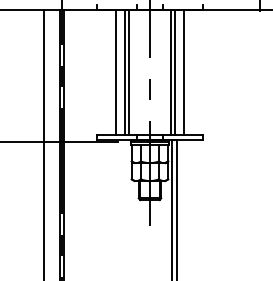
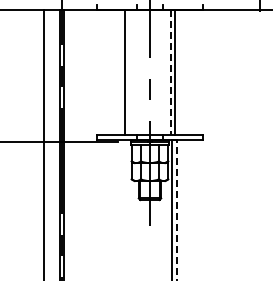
line: present -> none (116, 72)
line: present -> none (129, 72)
line: solid -> dashed (170, 72)
line: present -> none (183, 72)
line: solid -> dashed (176, 209)
